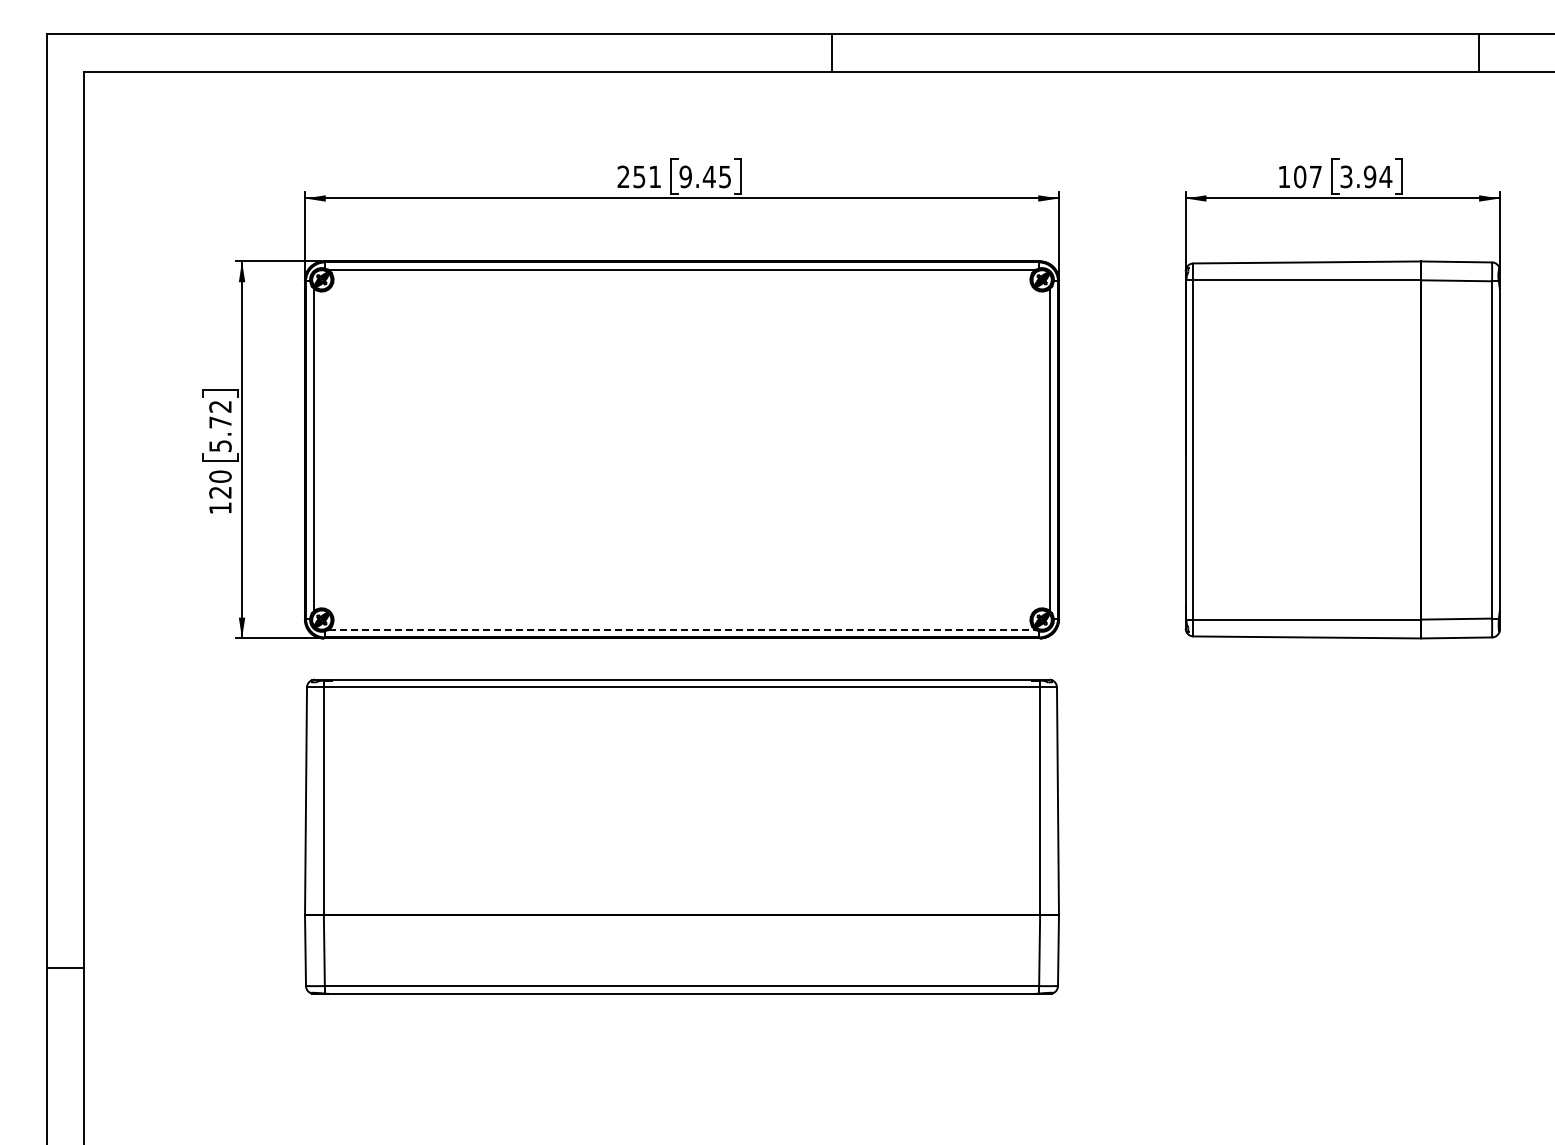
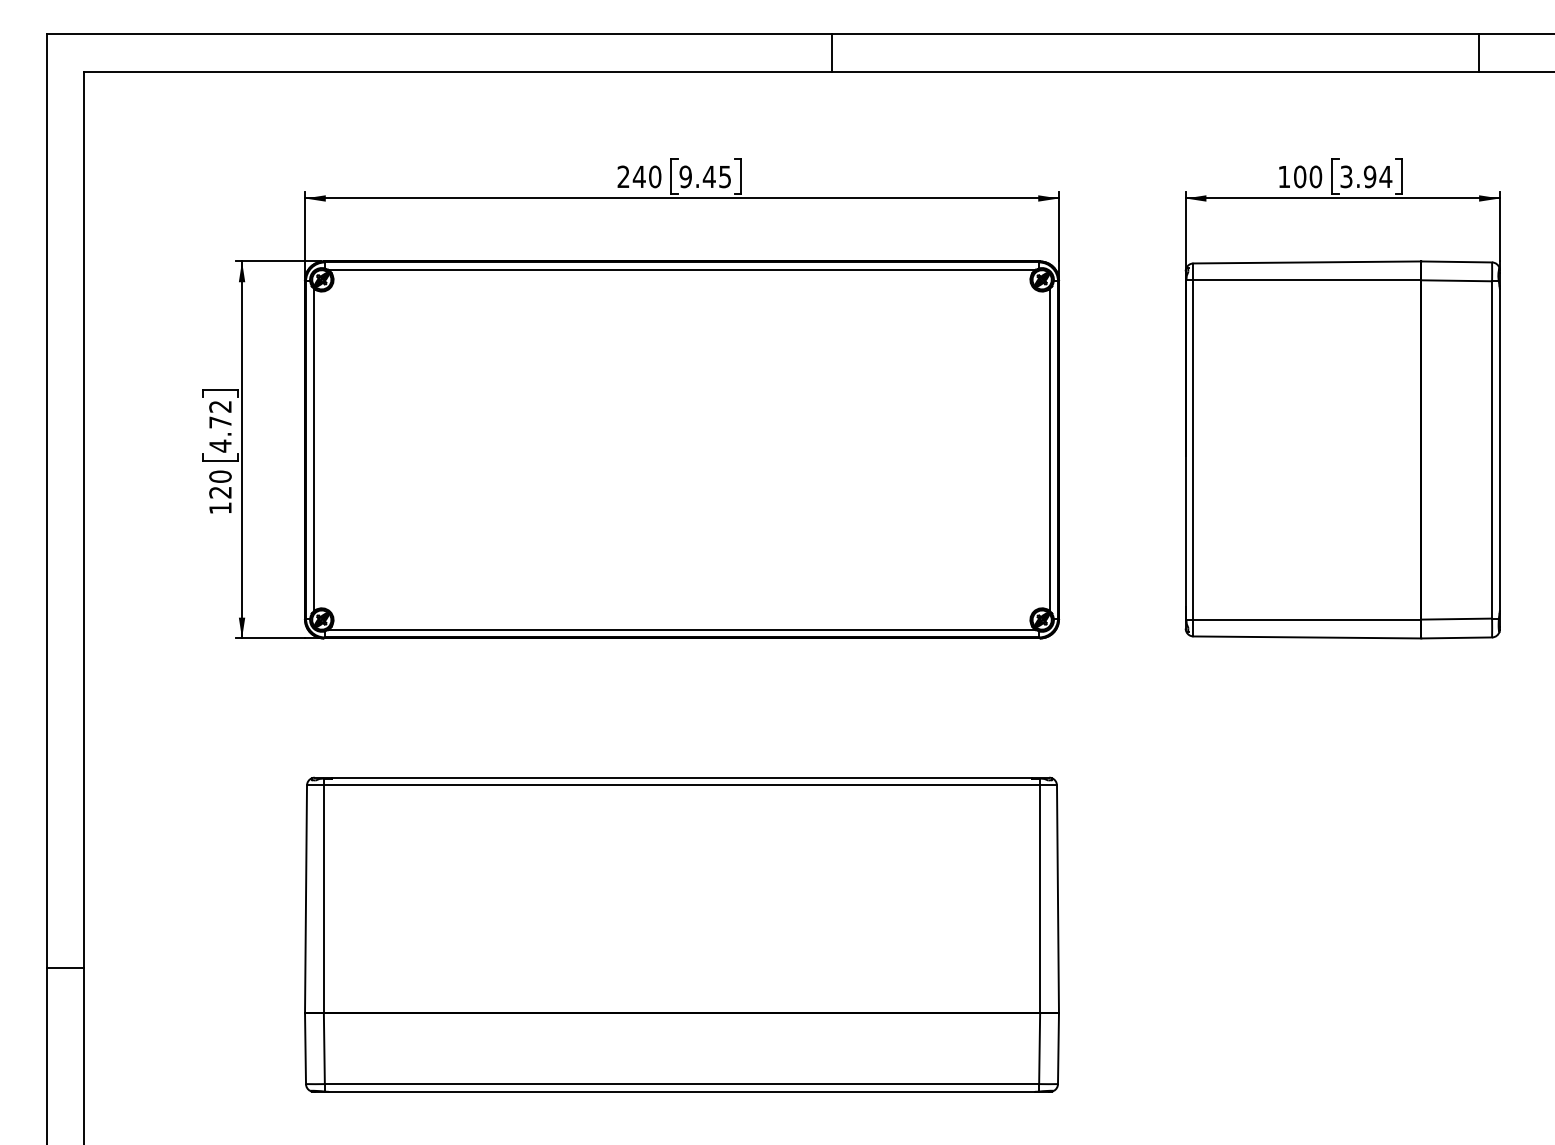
text: 251 -> 240 (646, 176)
text: 107 -> 100 (1315, 176)
text: 5.72 -> 4.72 (220, 445)
line: dashed -> solid (682, 629)
part position: (681, 836) -> (681, 934) (681, 934)
